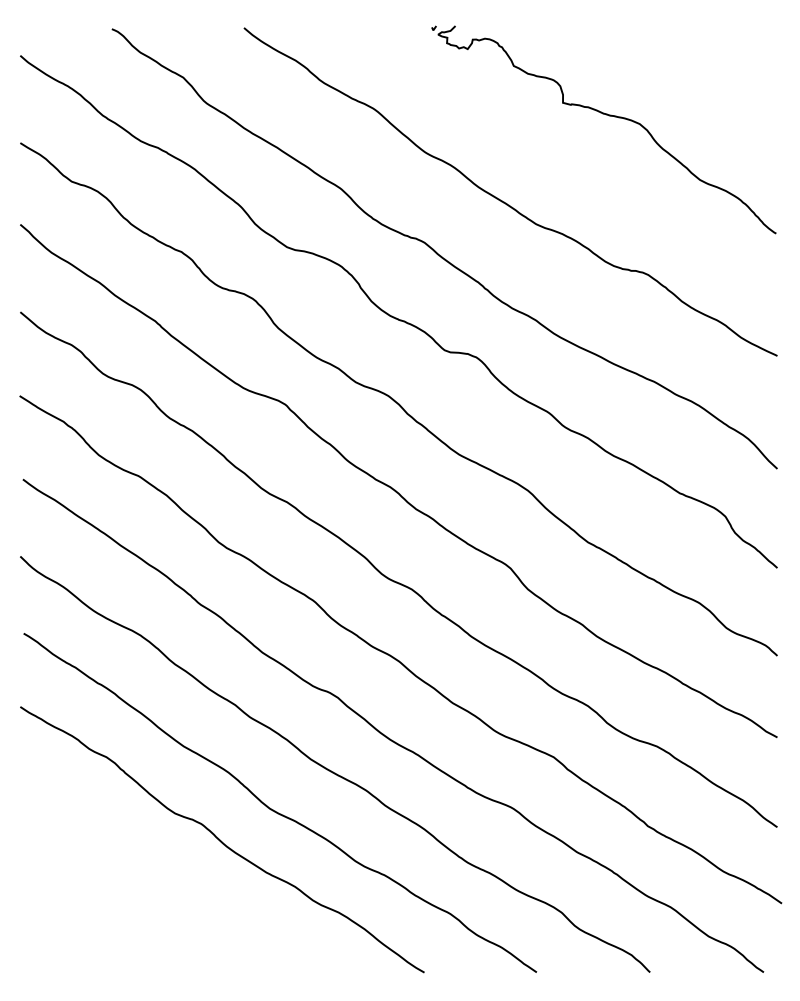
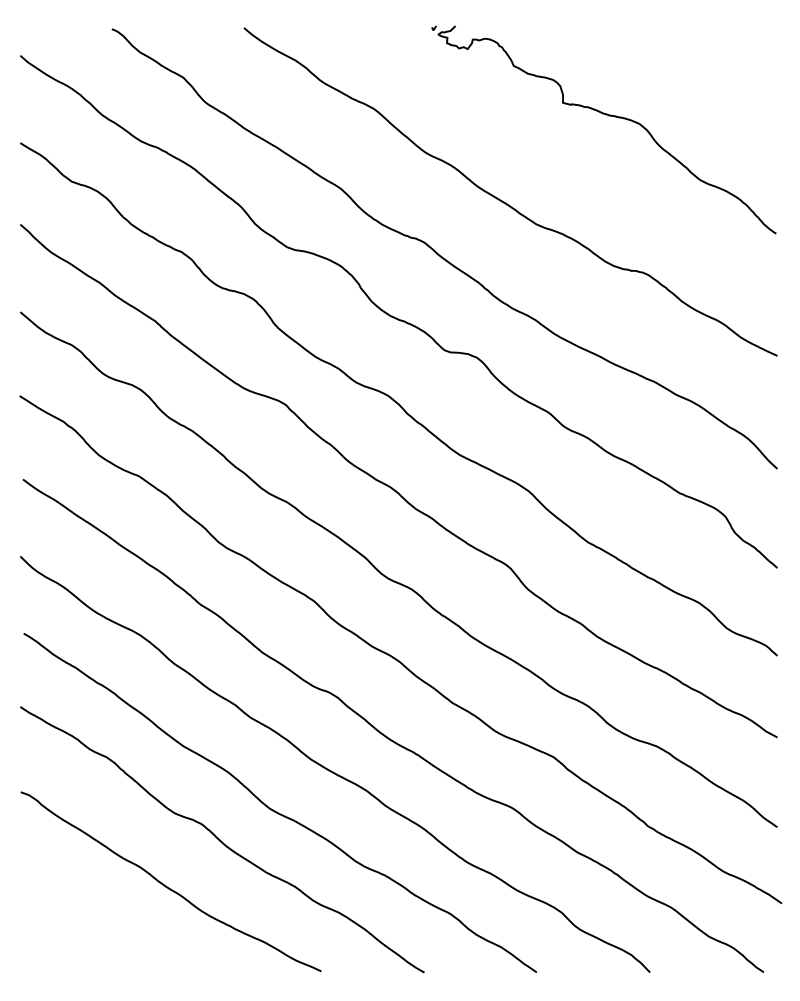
curve: none -> present (166, 885)
